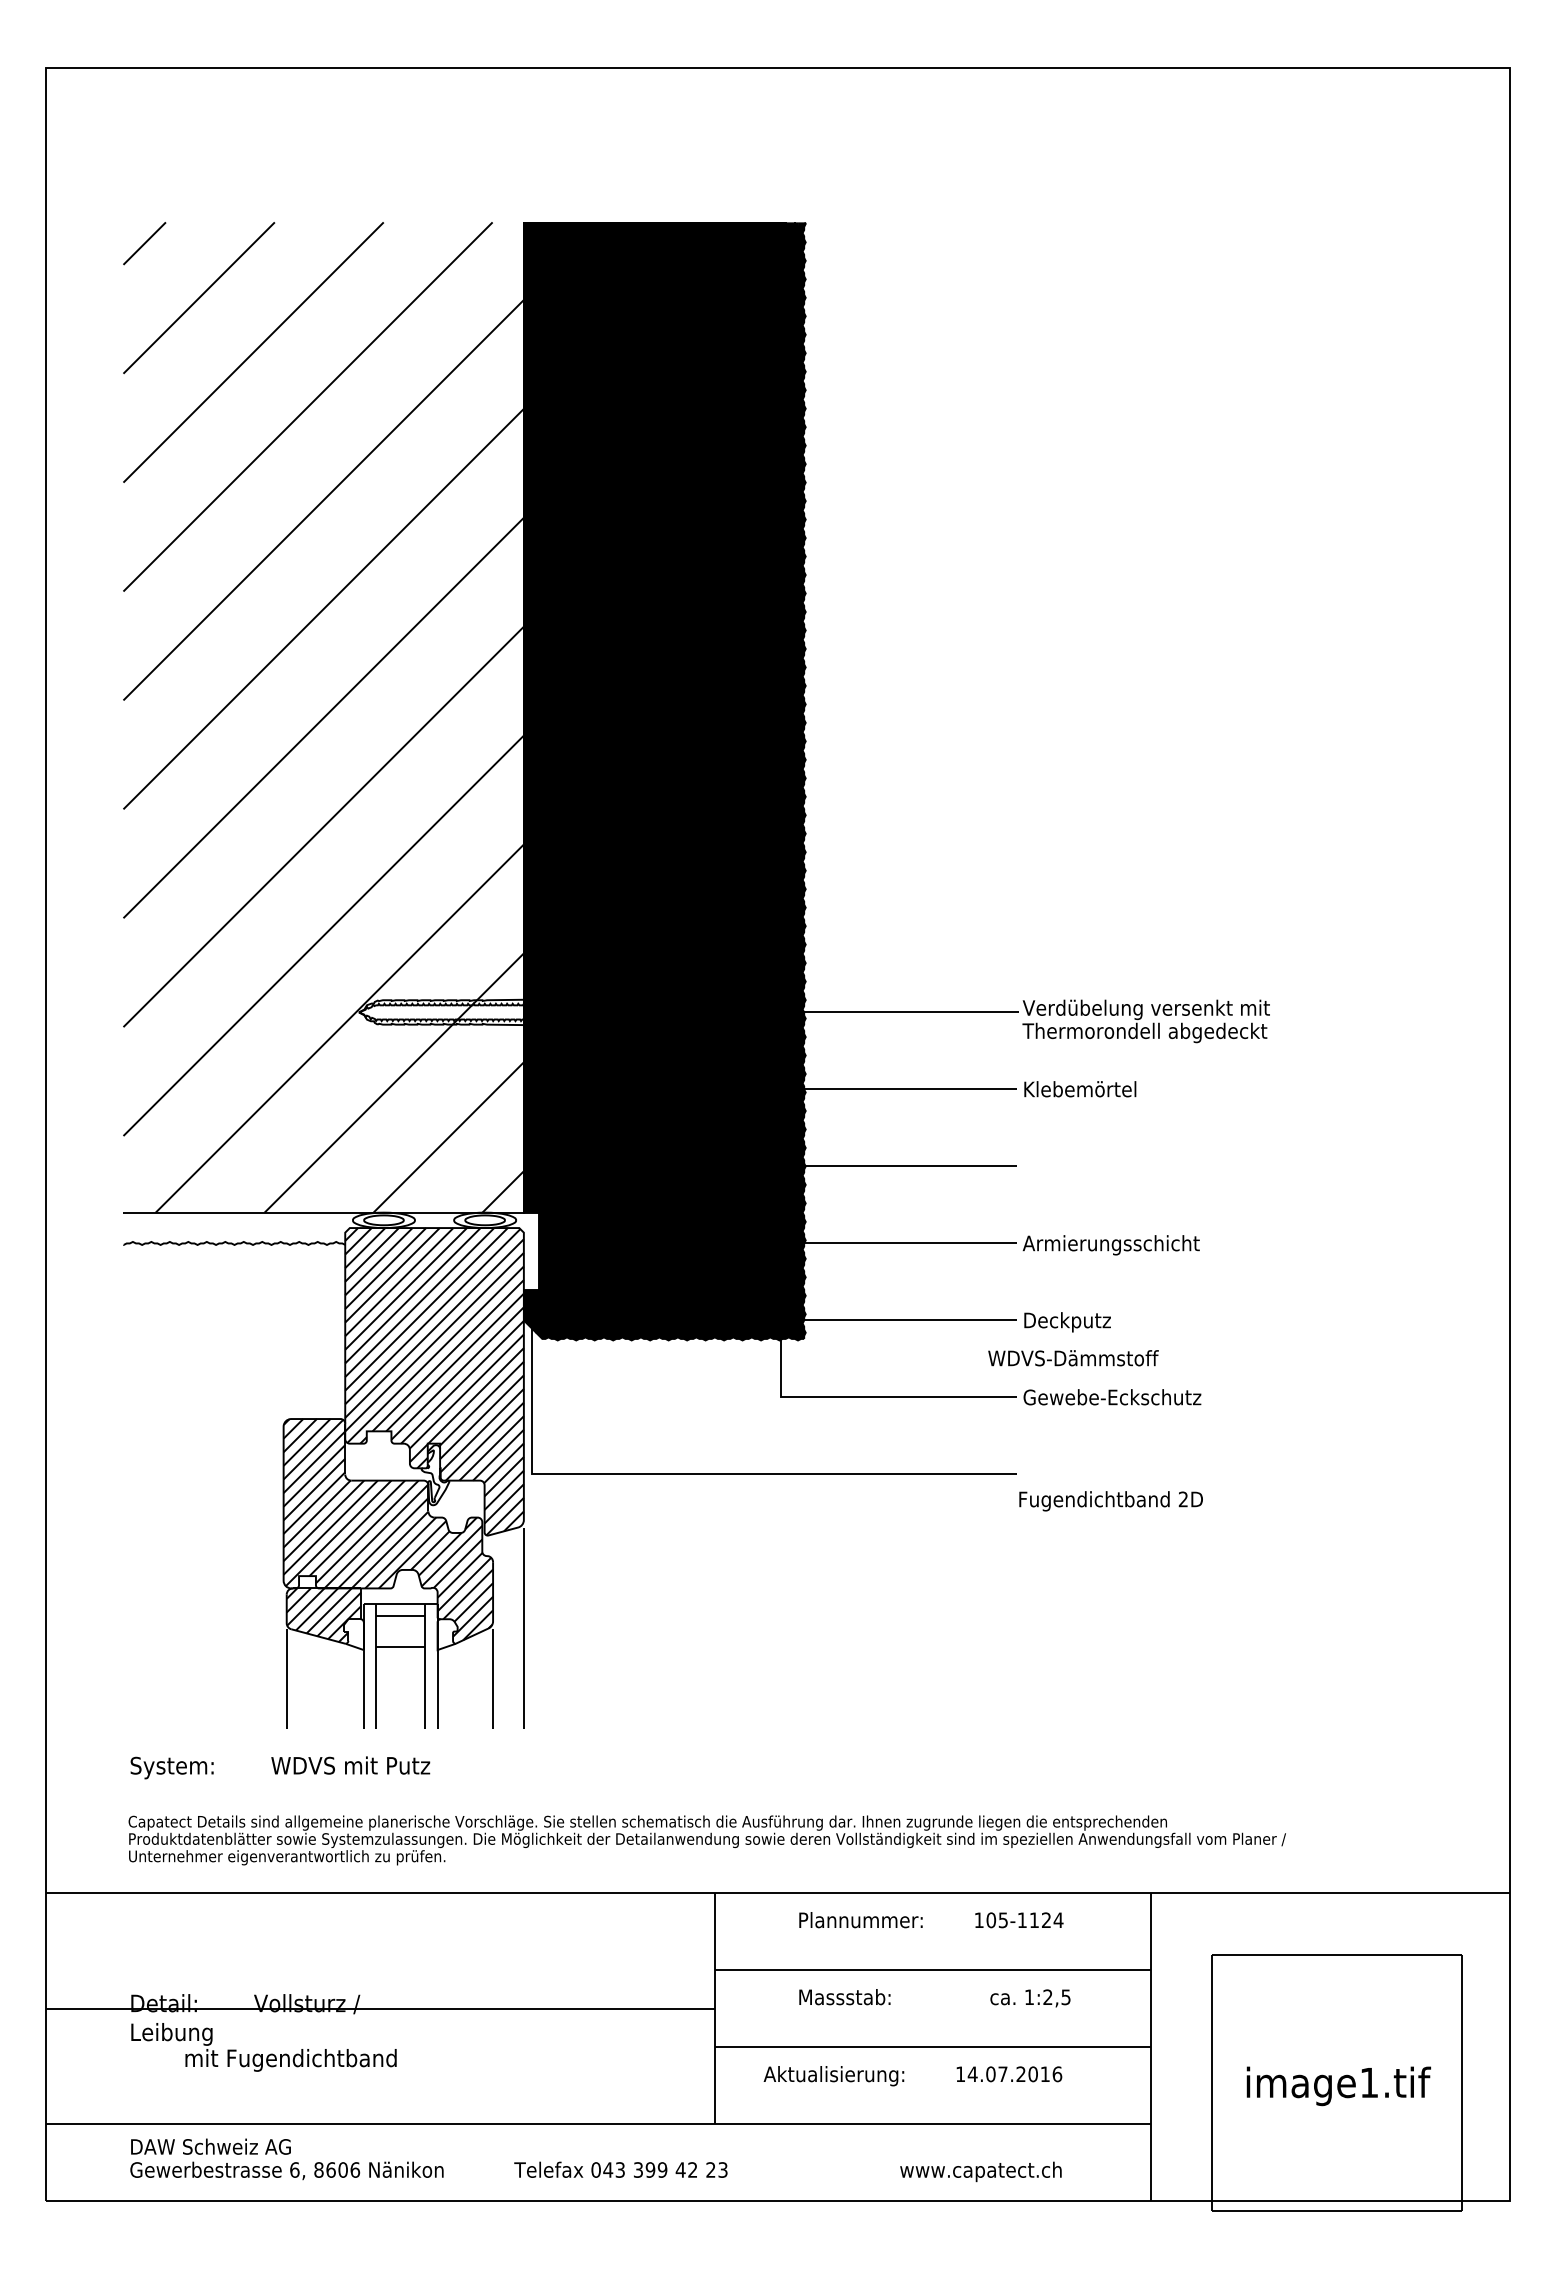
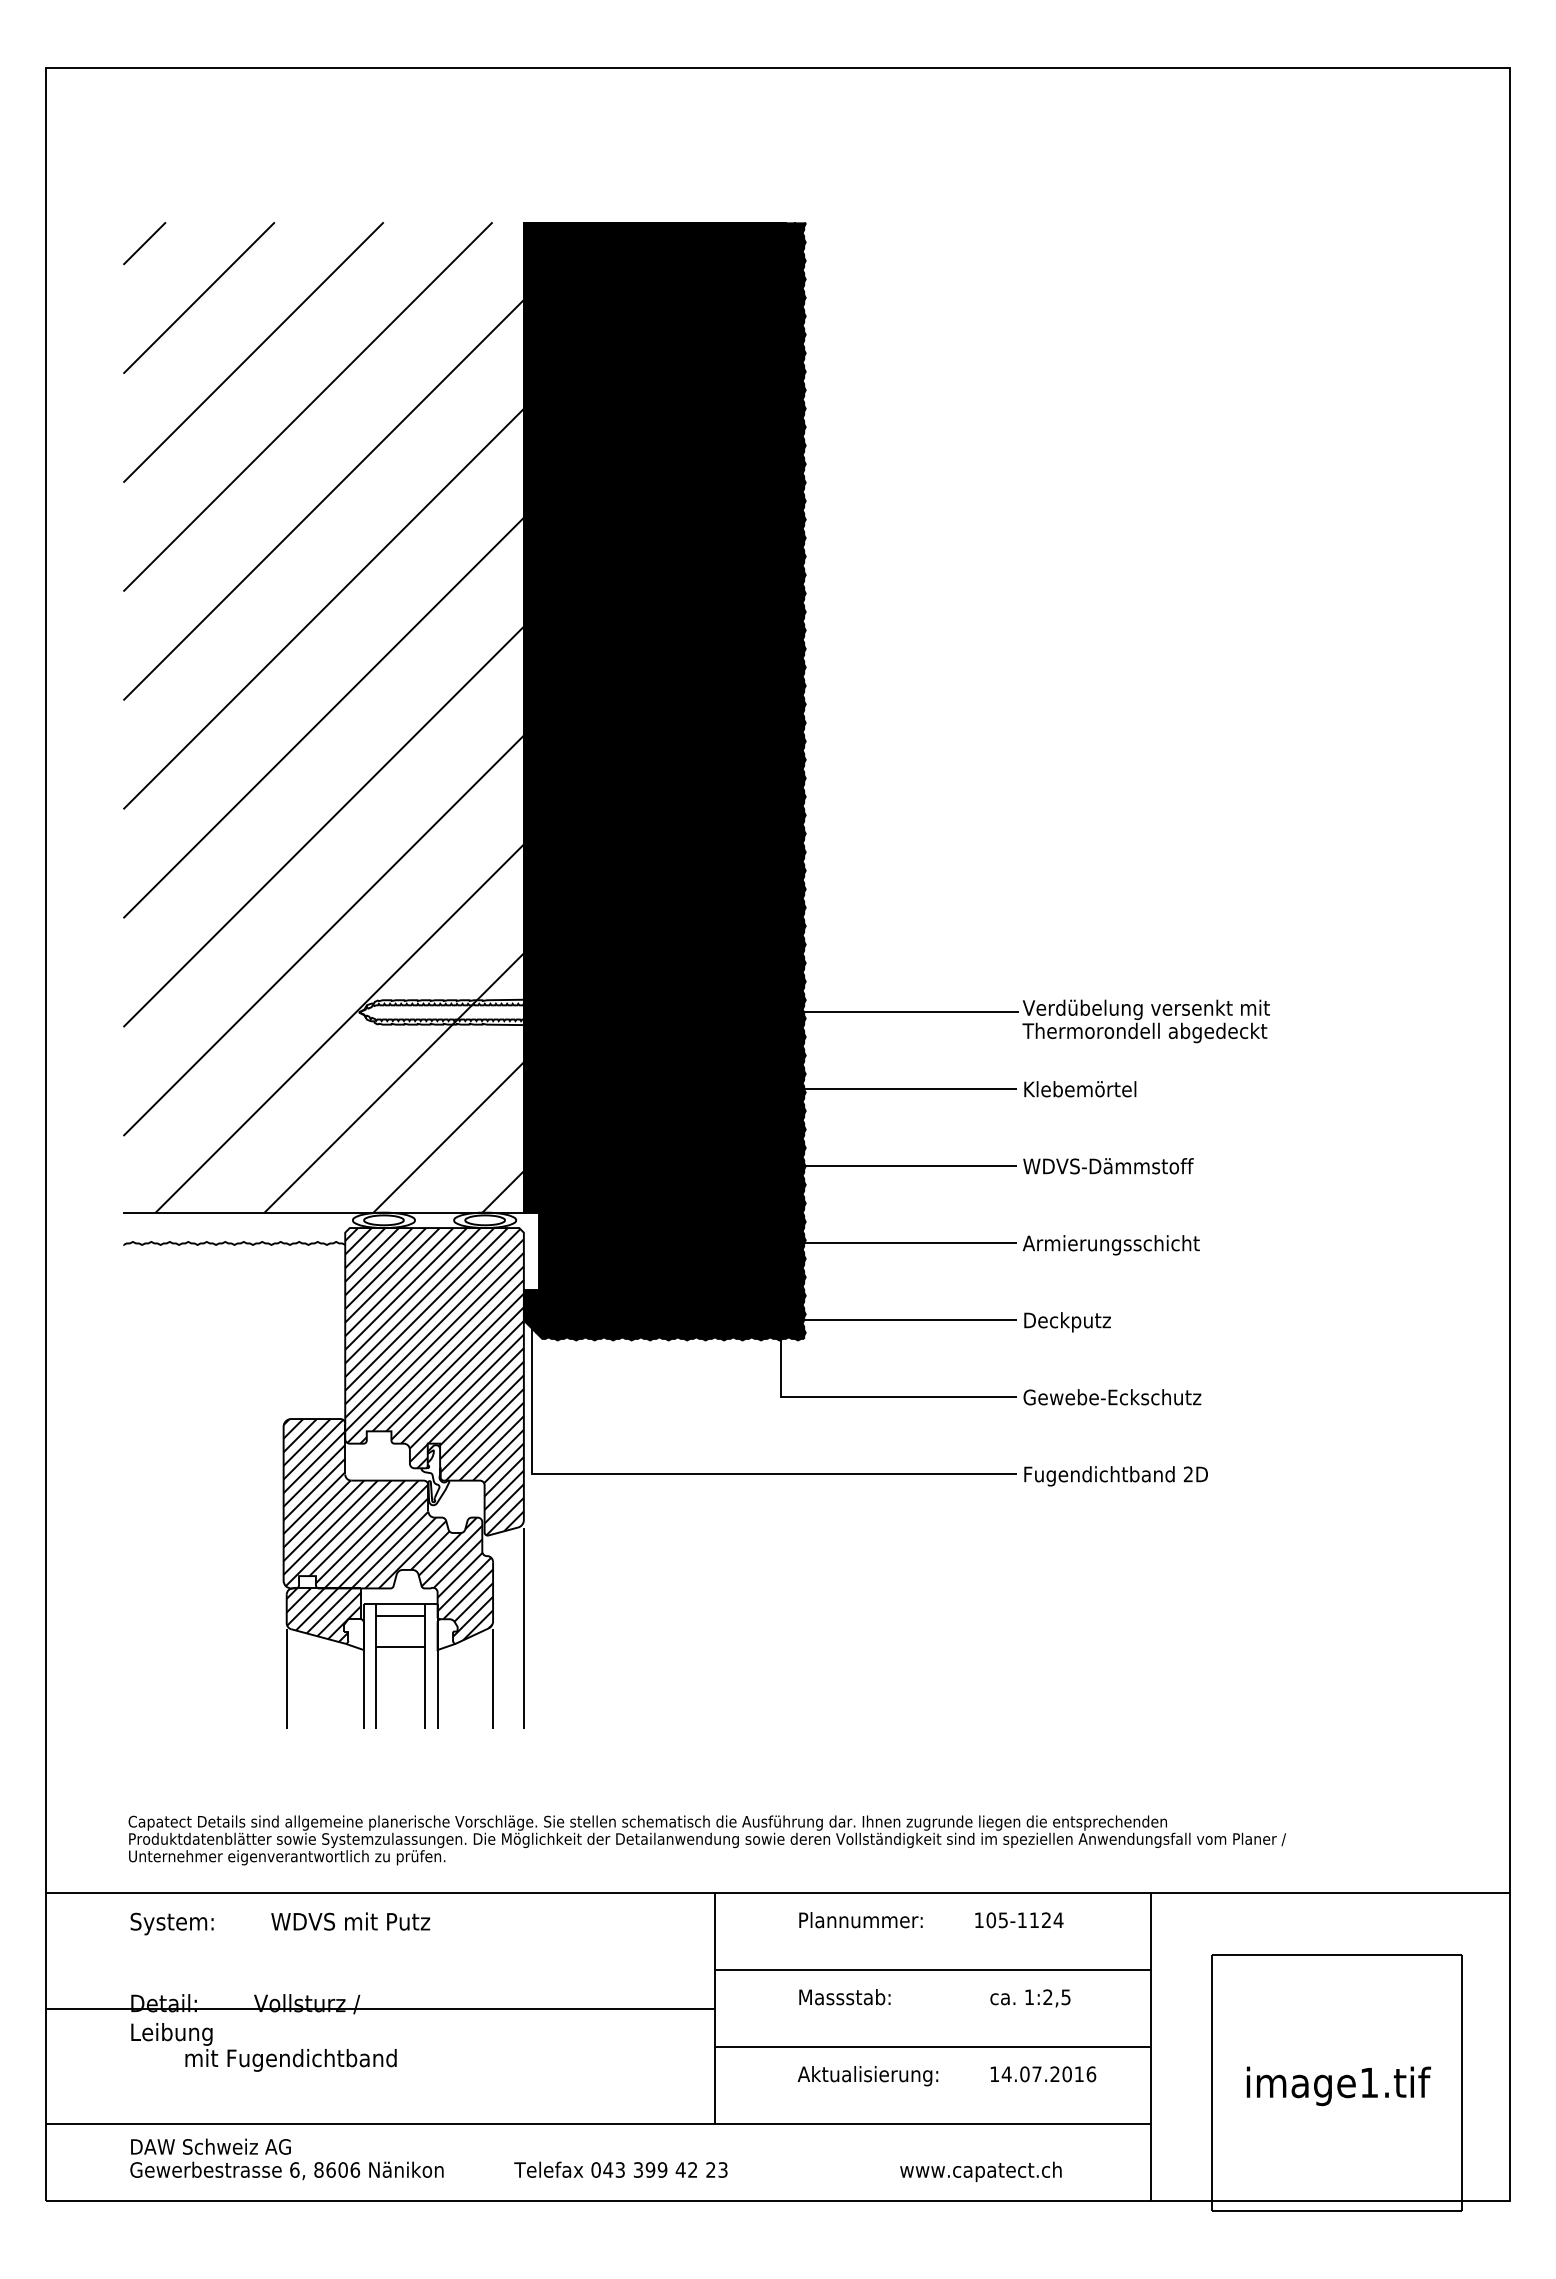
text position: (1073, 1358) -> (1108, 1166) (1108, 1166)
text position: (1110, 1501) -> (1115, 1476) (1115, 1476)
text position: (280, 1767) -> (280, 1923) (280, 1923)
text position: (912, 2076) -> (946, 2076) (946, 2076)
